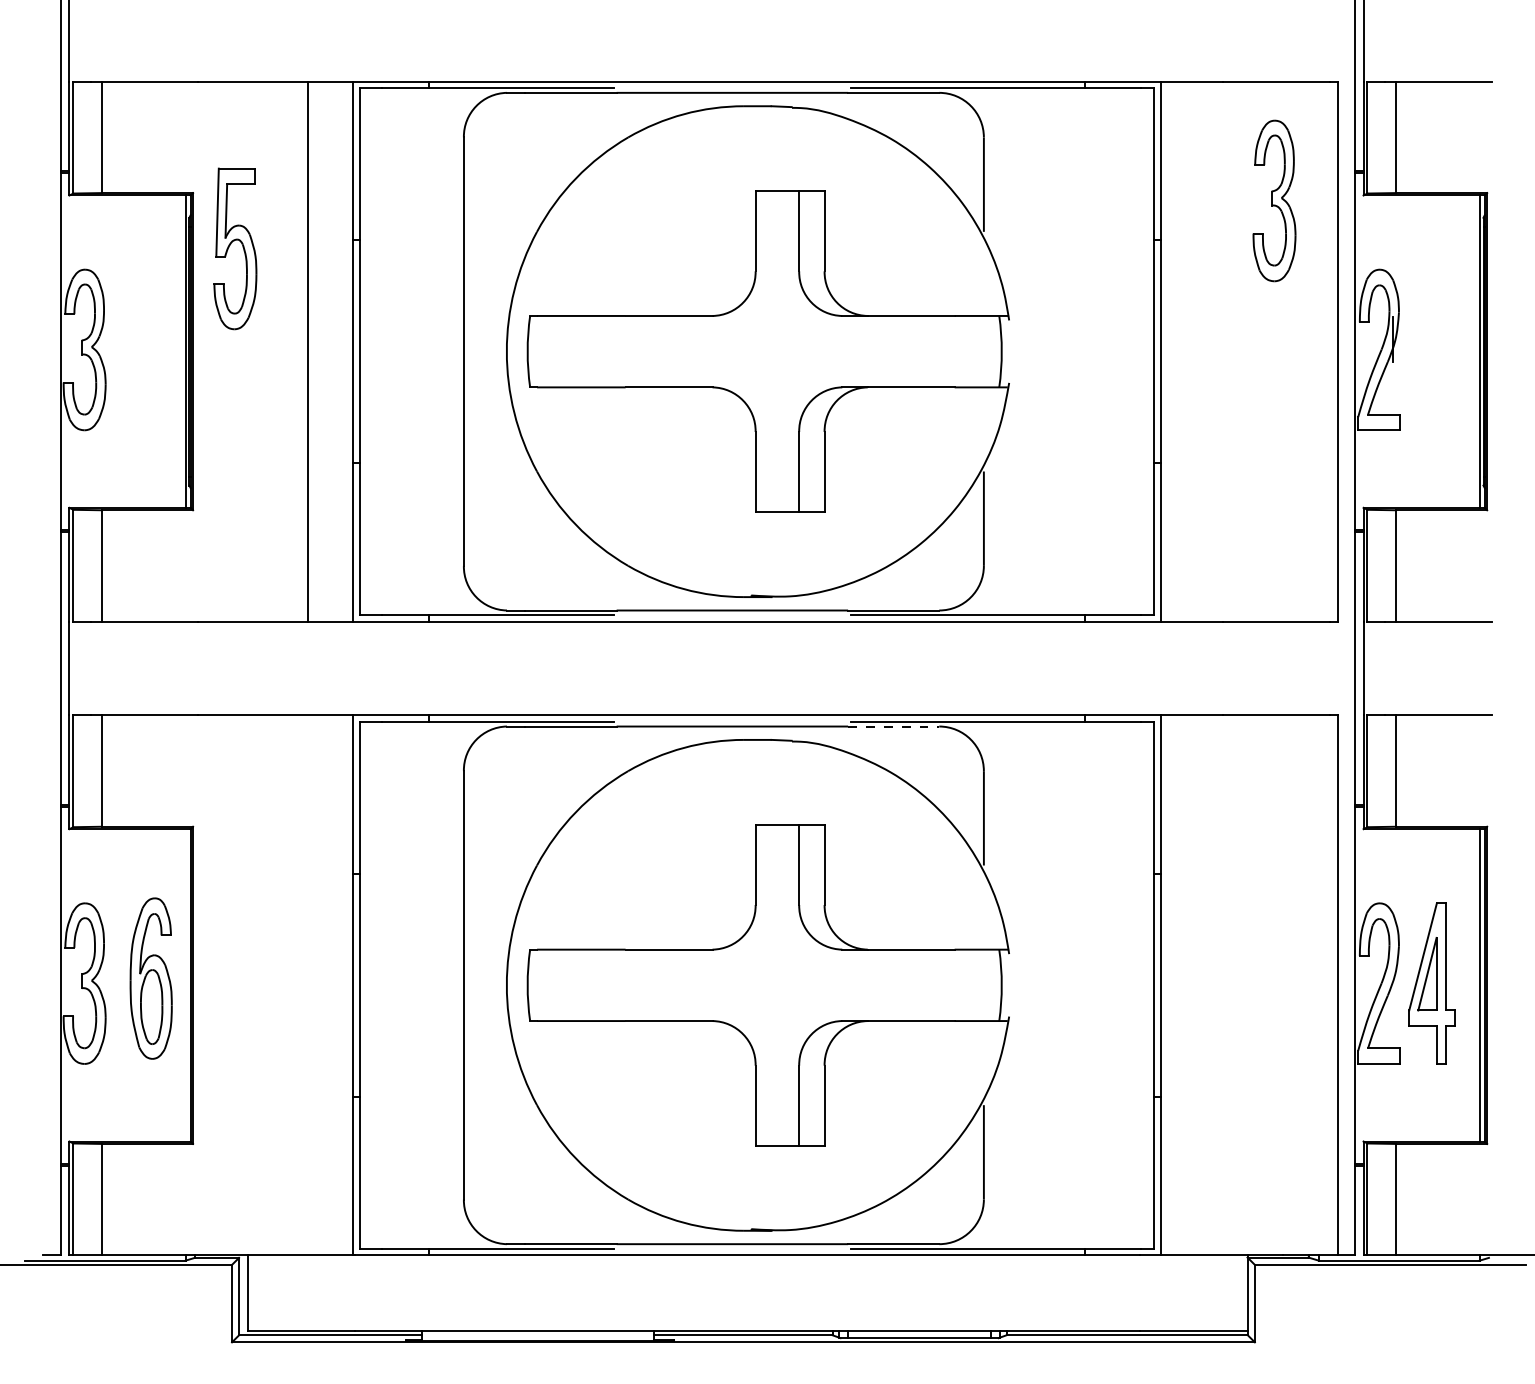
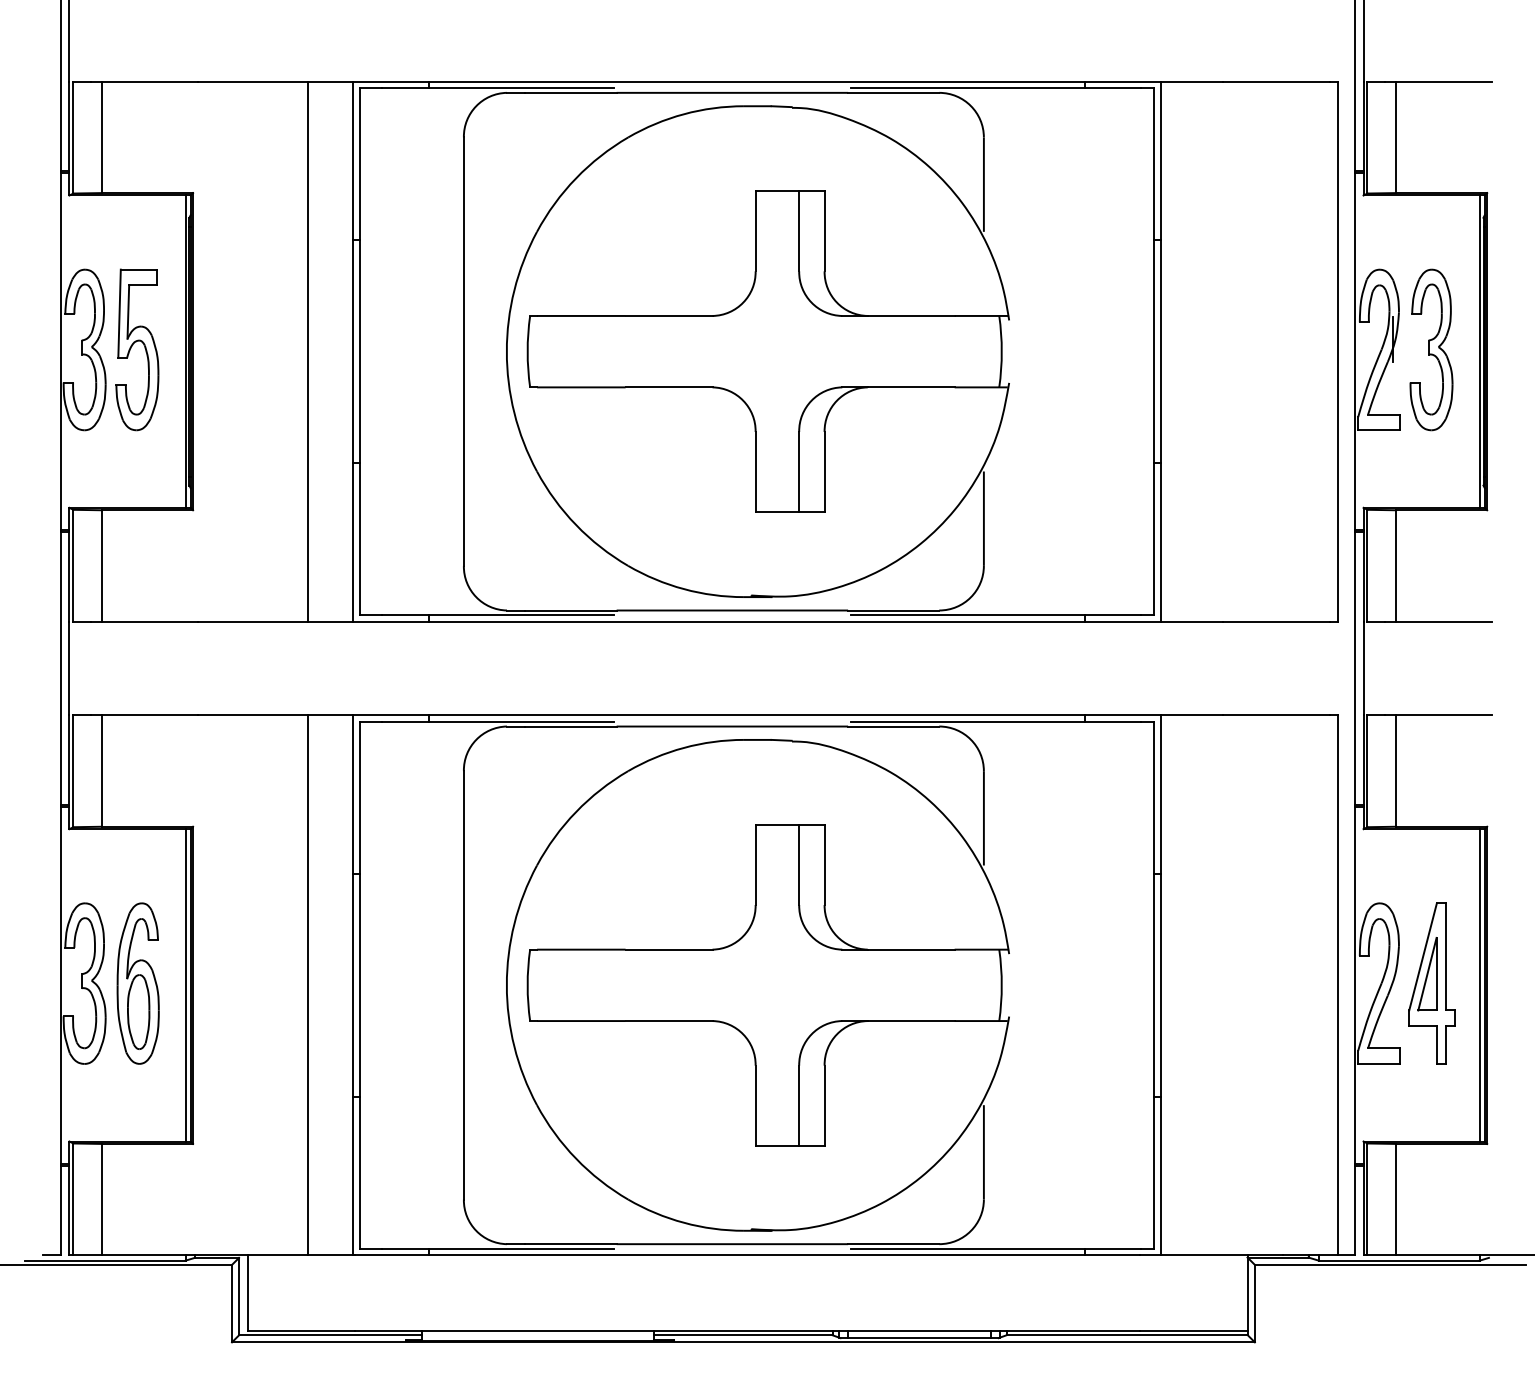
part position: (1274, 200) -> (1431, 349) (1431, 349)
part position: (235, 248) -> (137, 349) (137, 349)
line: dashed -> solid (893, 726)
part position: (150, 978) -> (137, 983) (137, 983)
line: none -> present (185, 985)
line: none -> present (308, 985)
